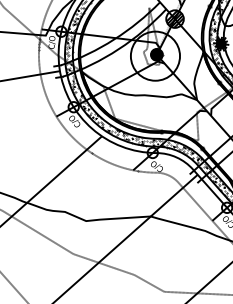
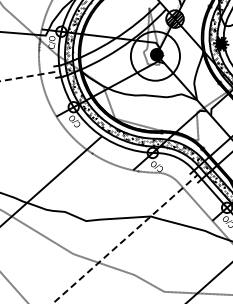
line: solid -> dashed (30, 76)
line: solid -> dashed (125, 239)
